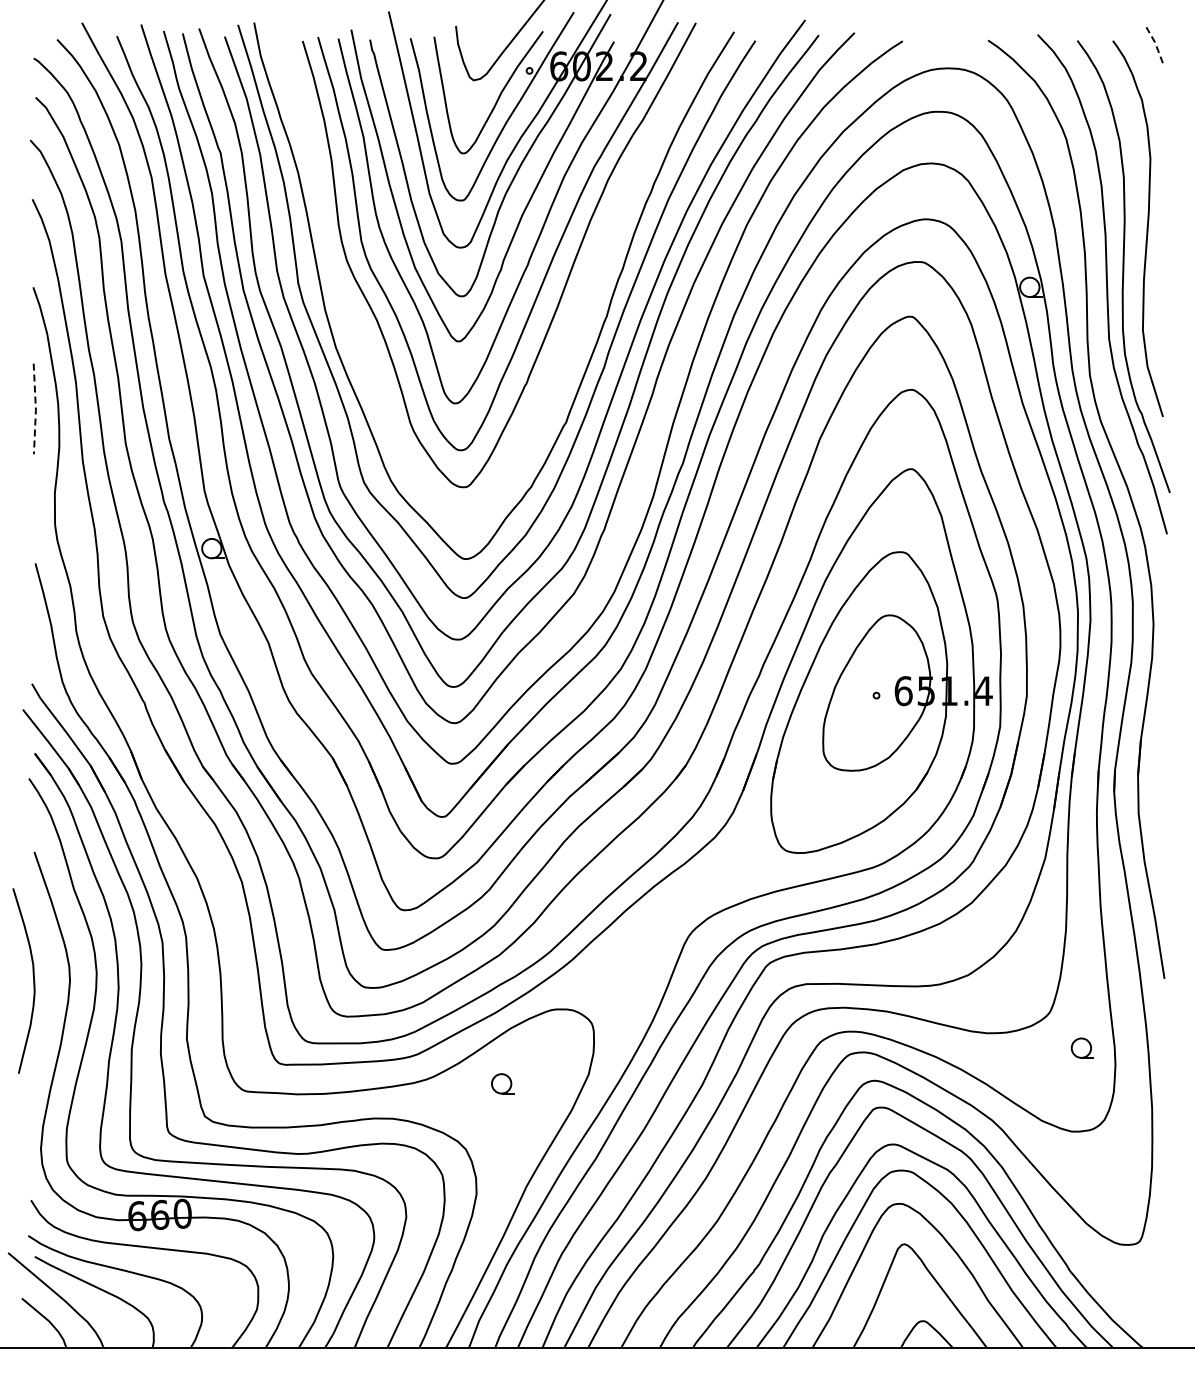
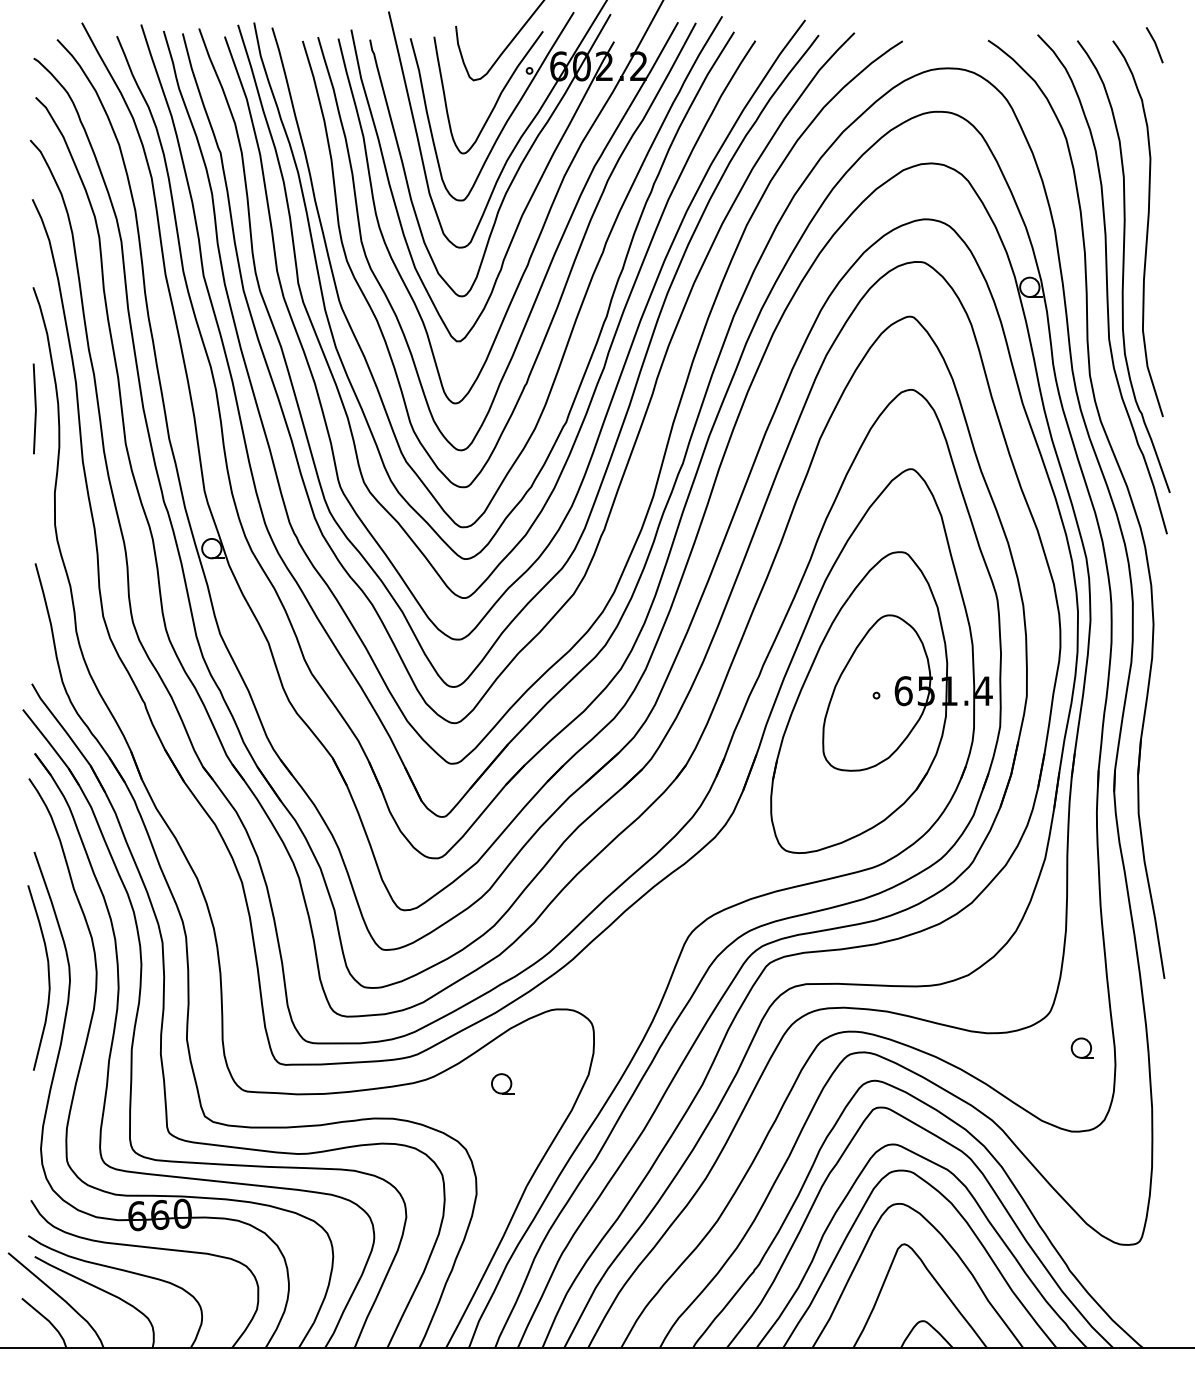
line: dashed -> solid (1155, 44)
curve: none -> present (580, 304)
line: dashed -> solid (35, 410)
curve position: (33, 980) -> (48, 977) (48, 977)
